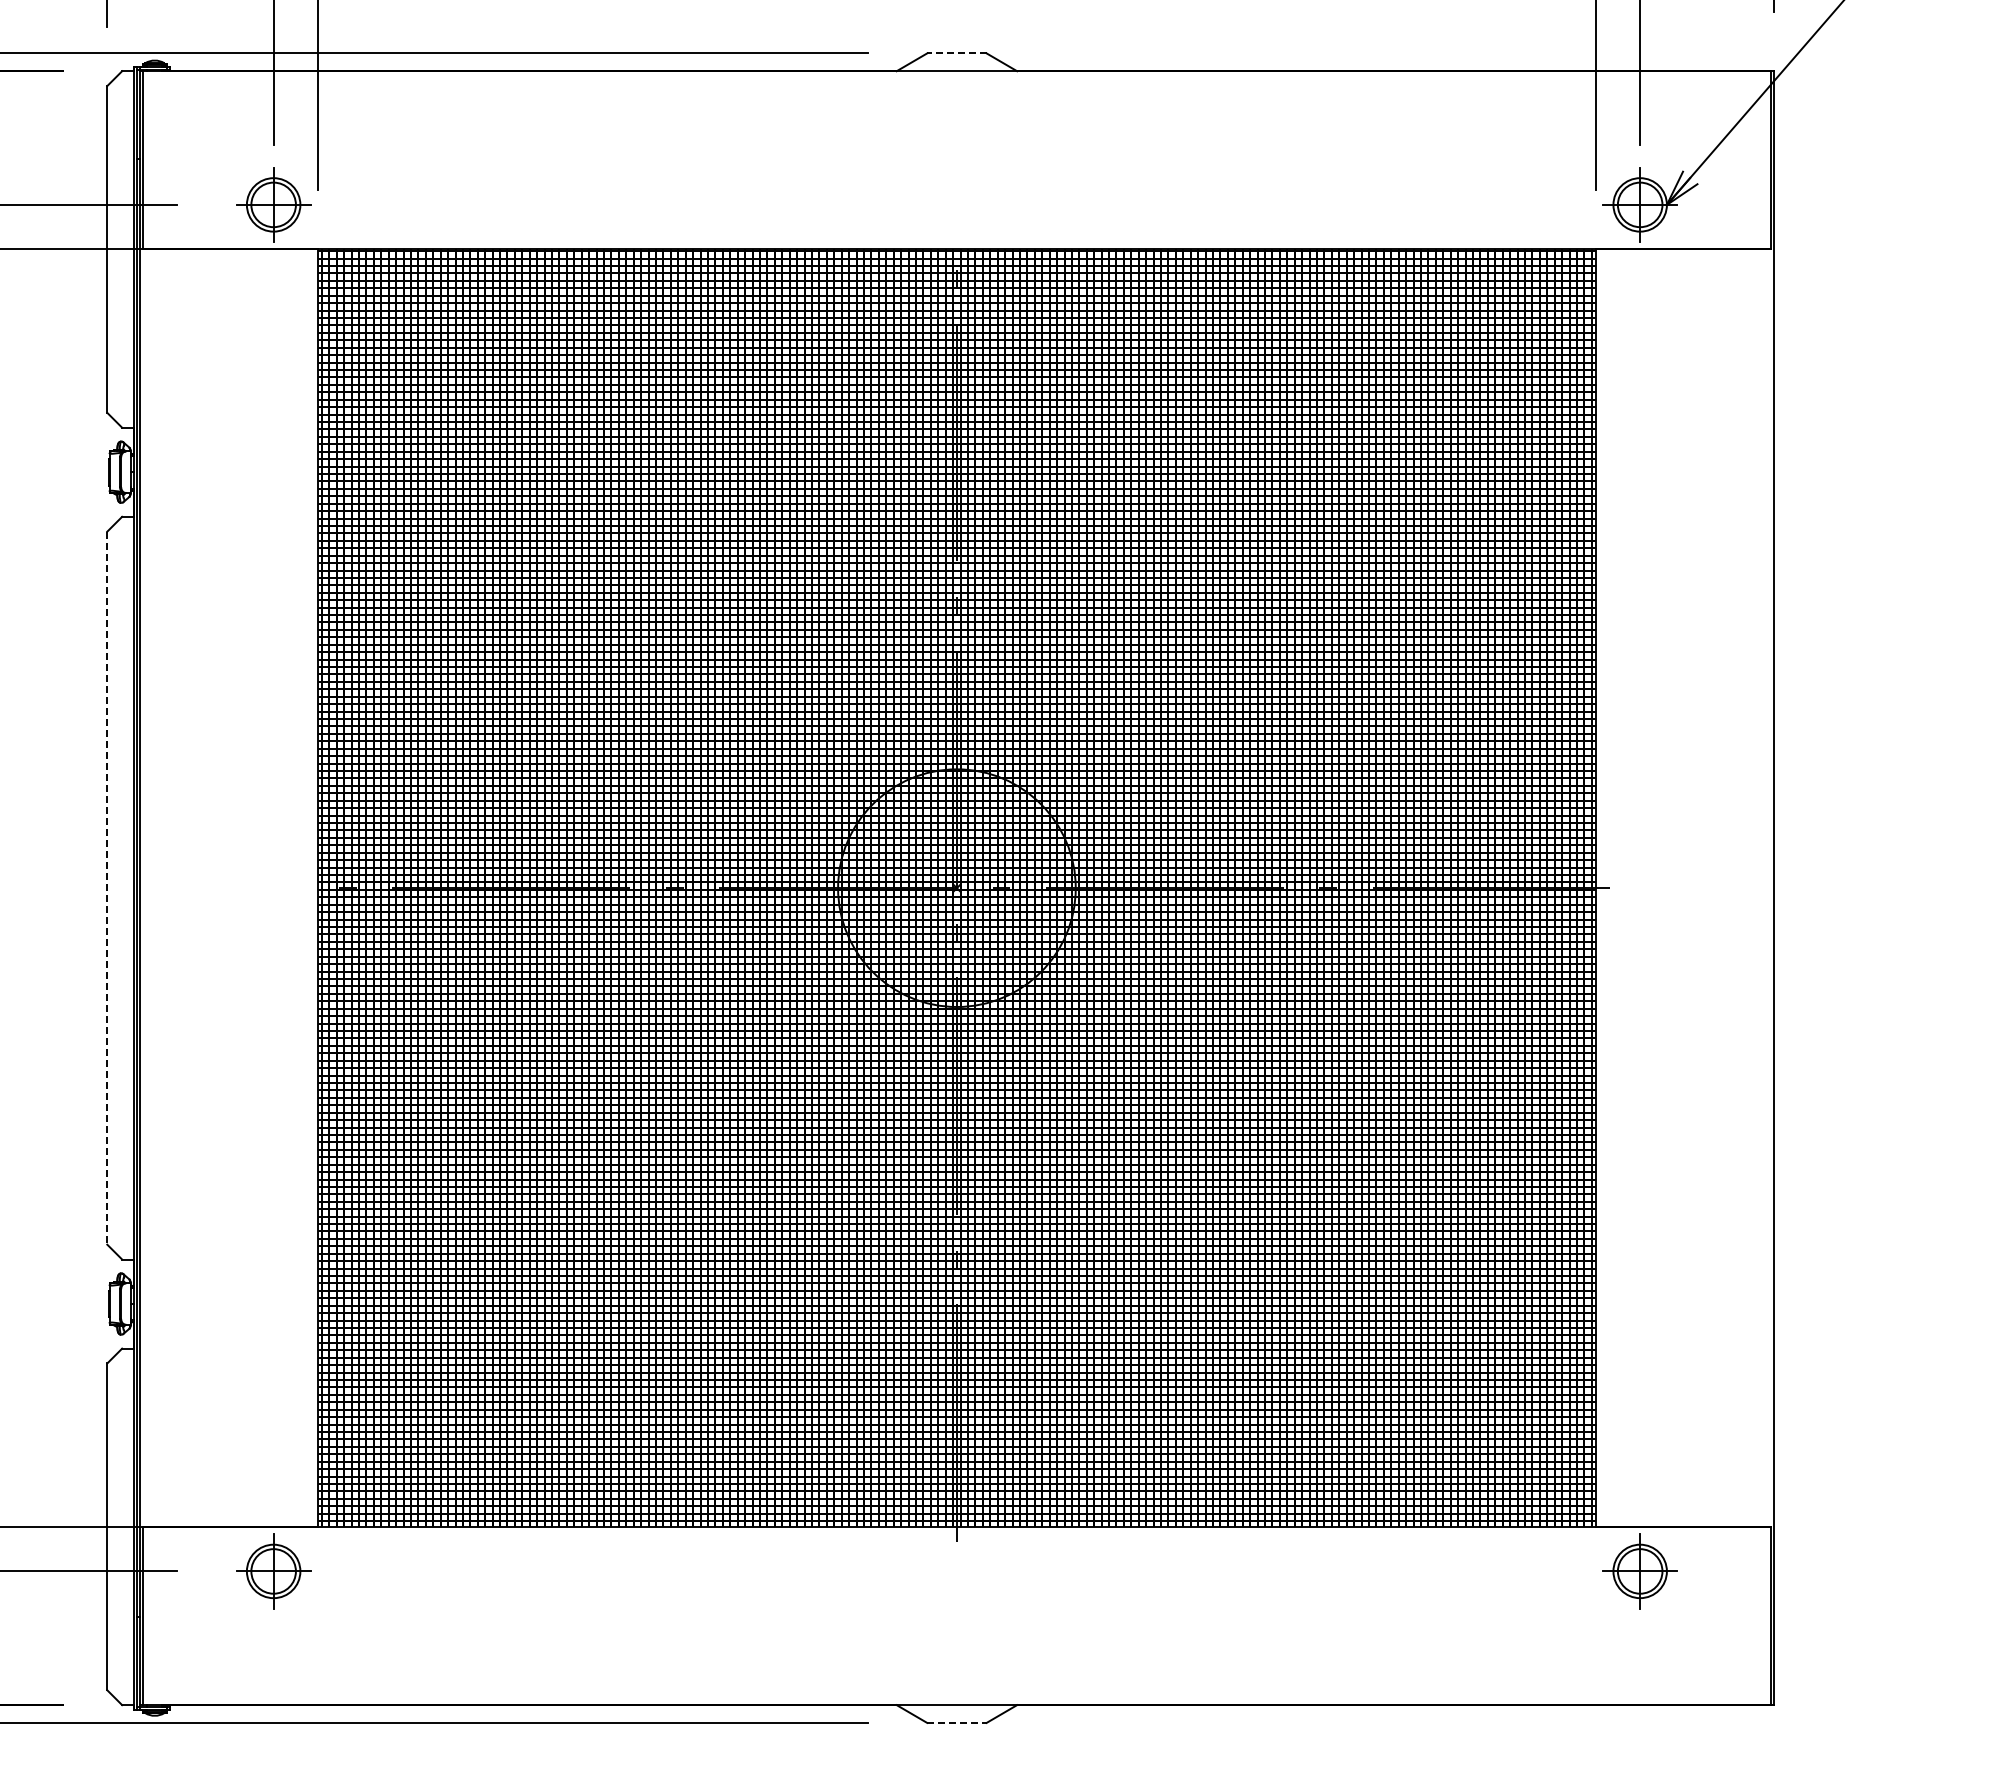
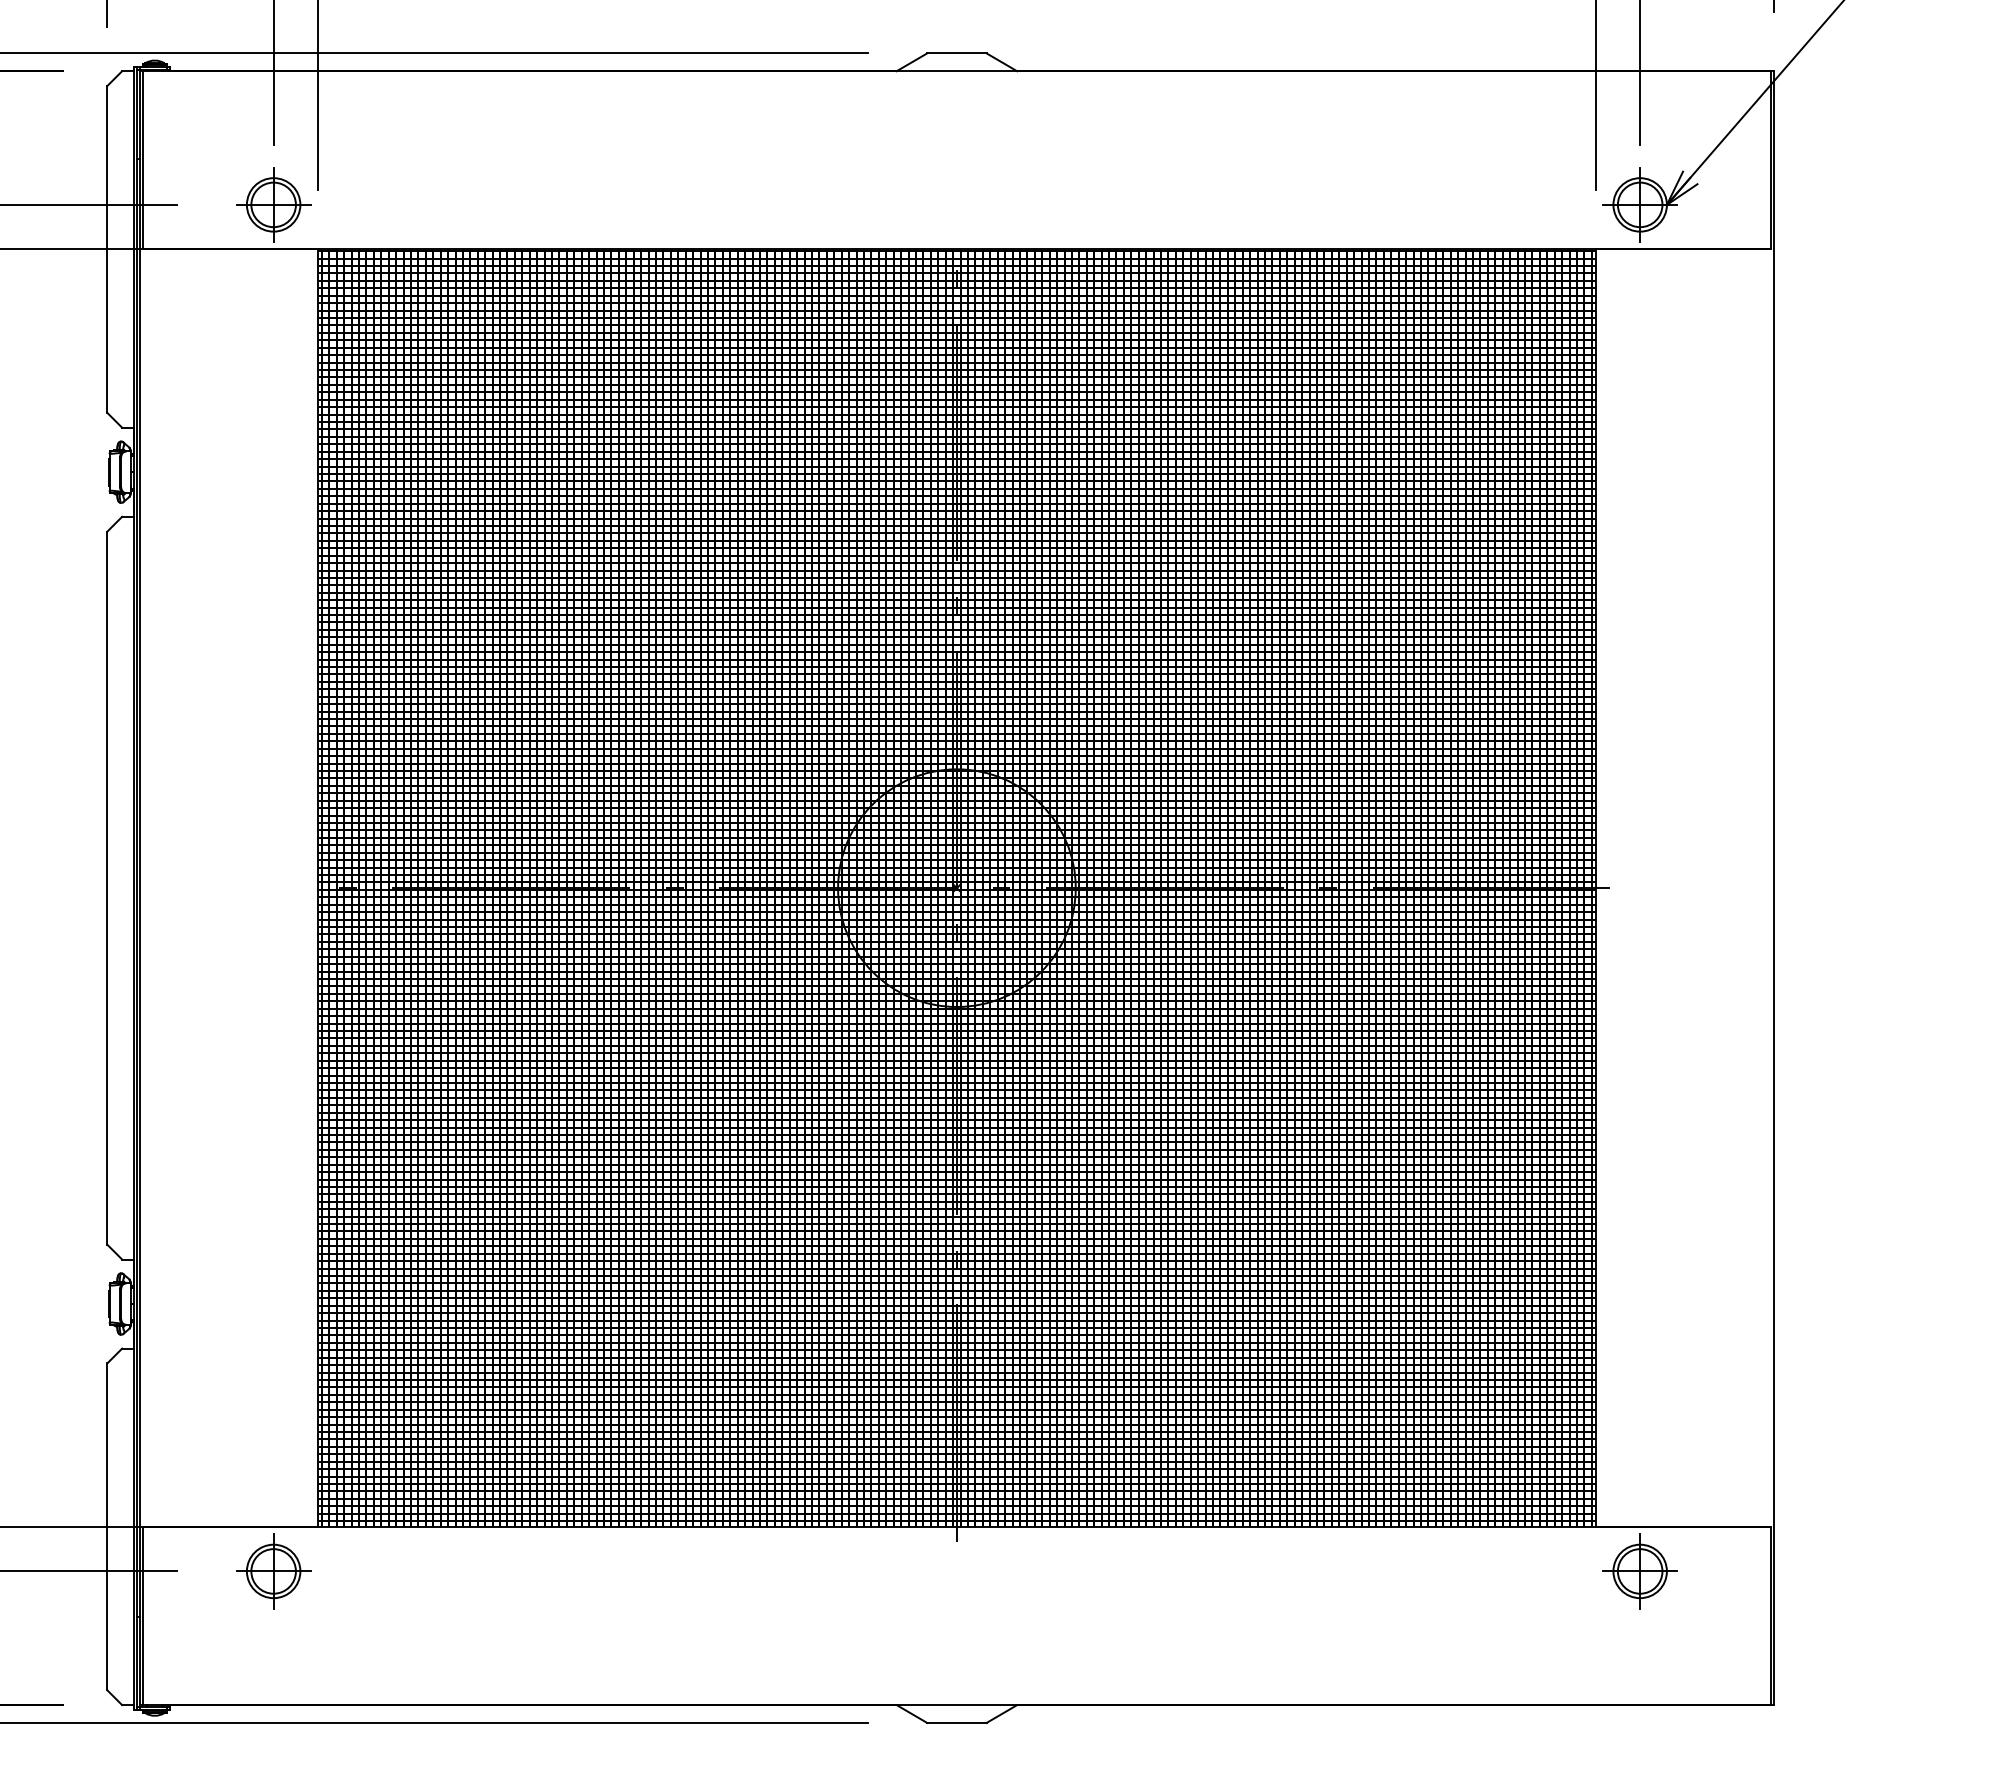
line: dashed -> solid (956, 53)
line: dashed -> solid (107, 888)
line: dashed -> solid (956, 1722)
